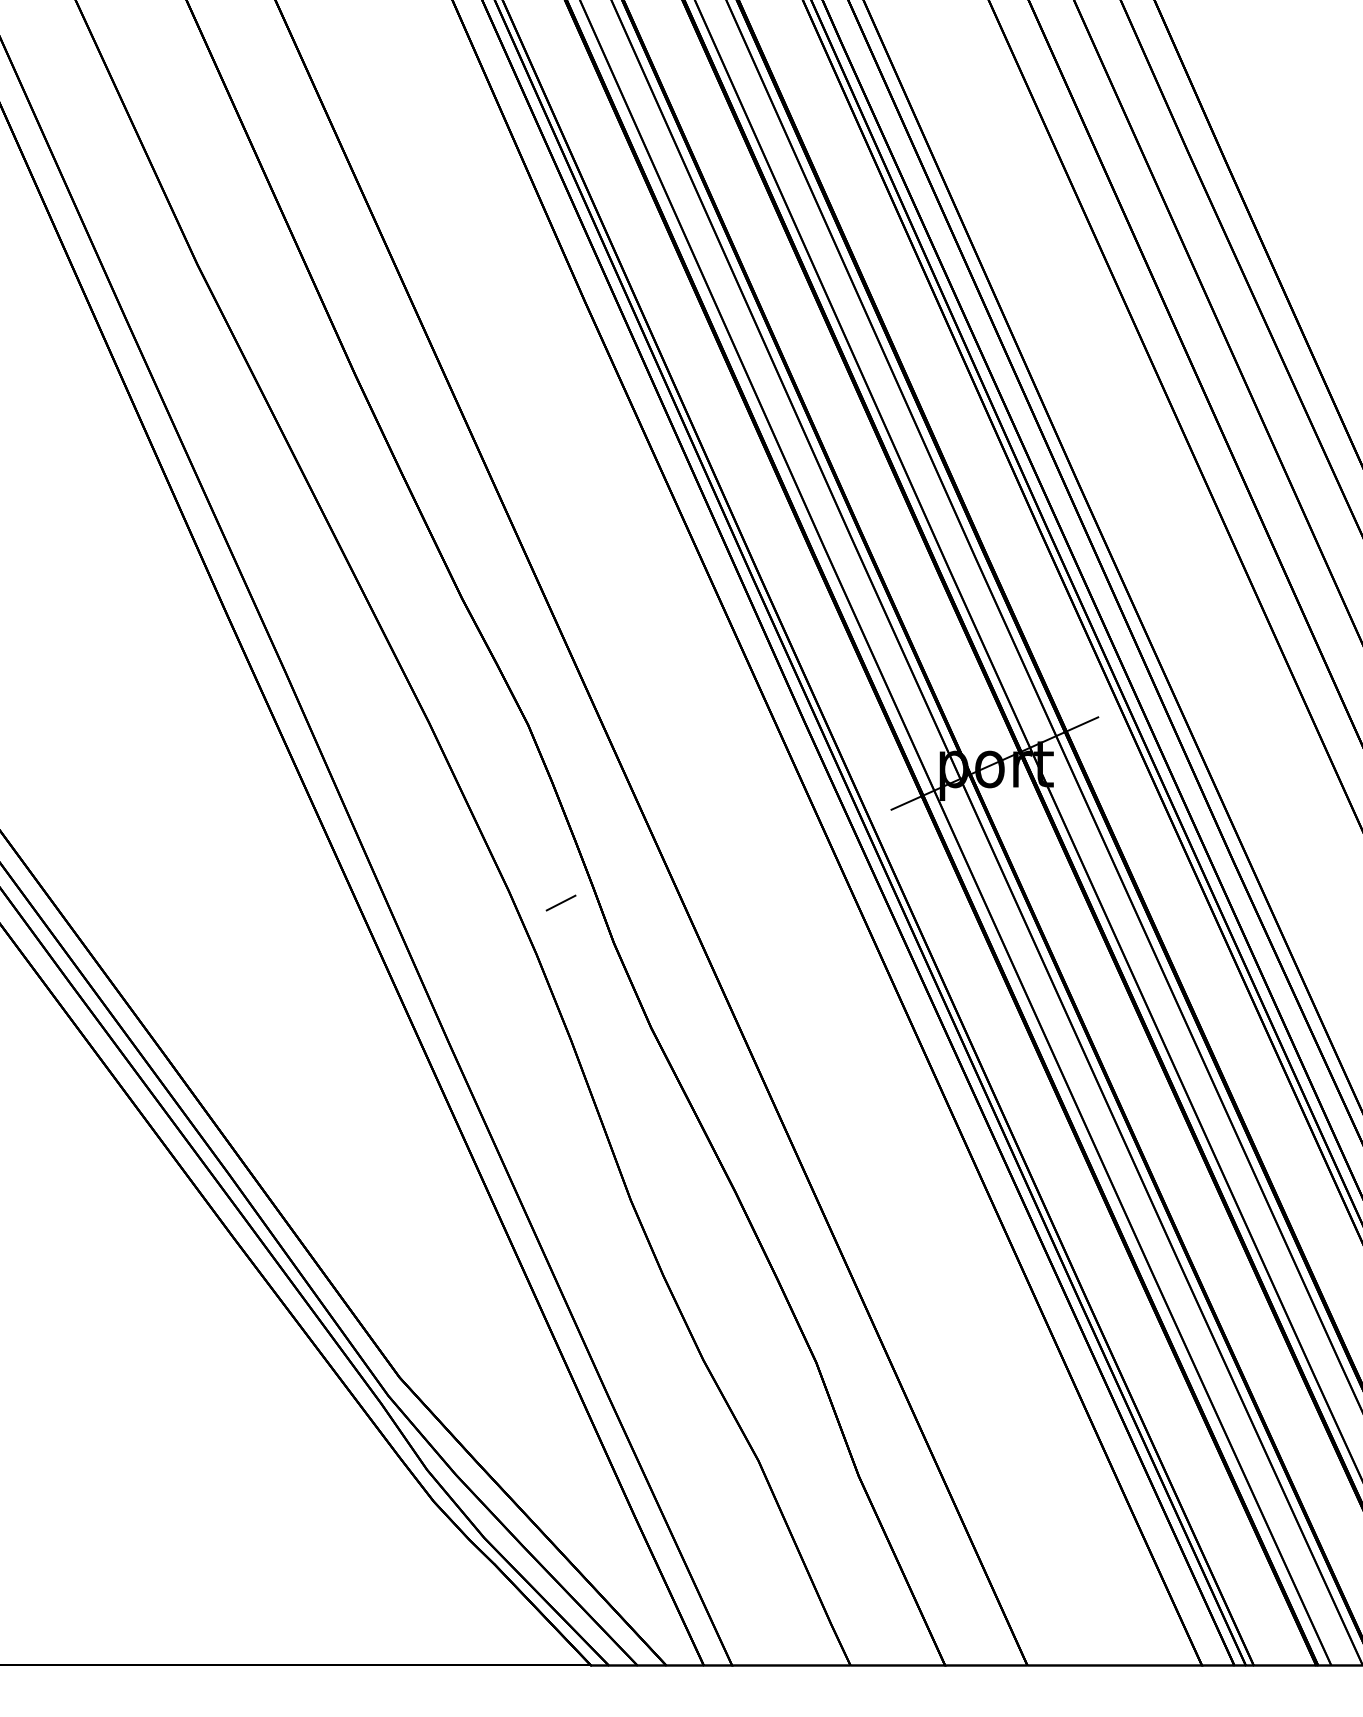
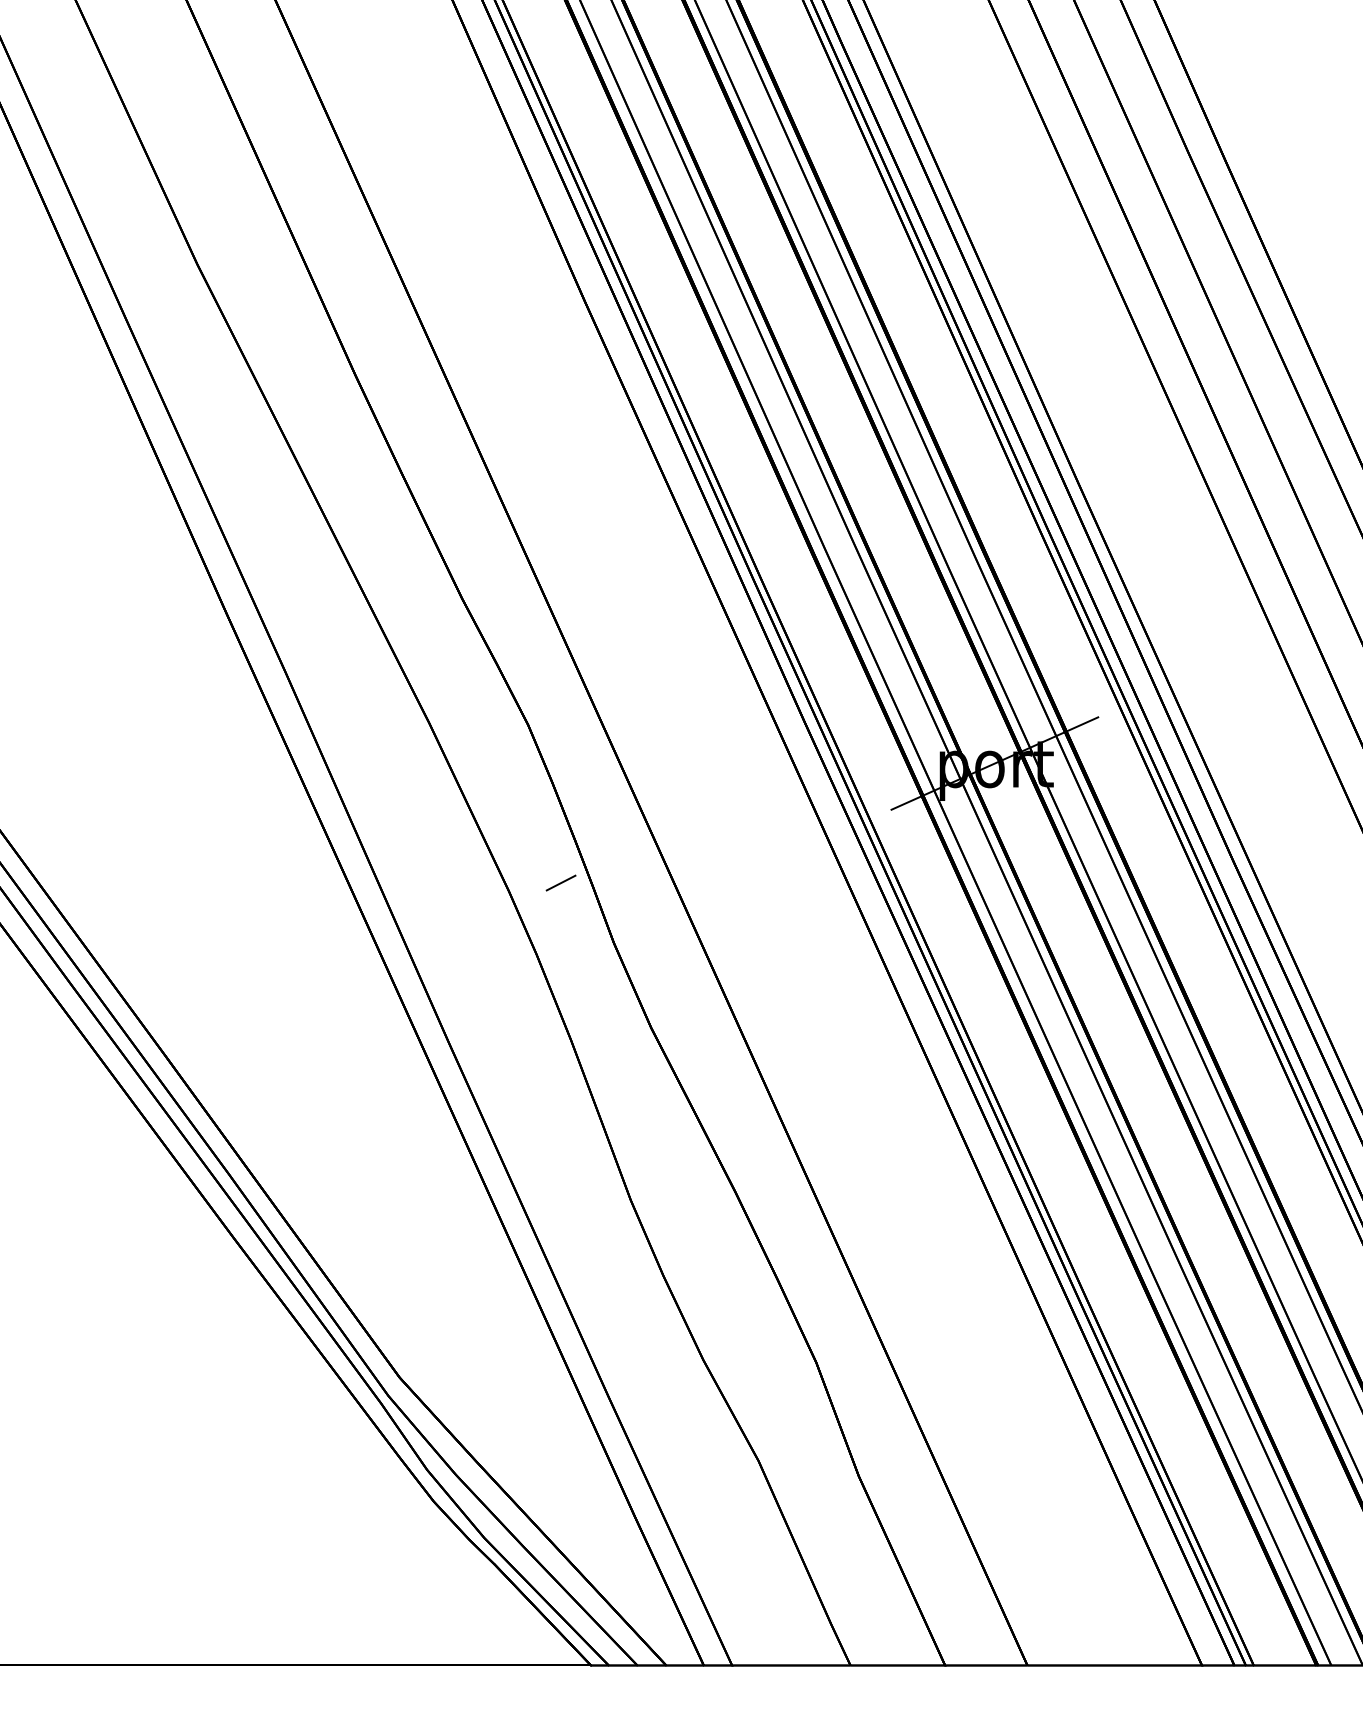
line position: (560, 902) -> (560, 882) (560, 882)
